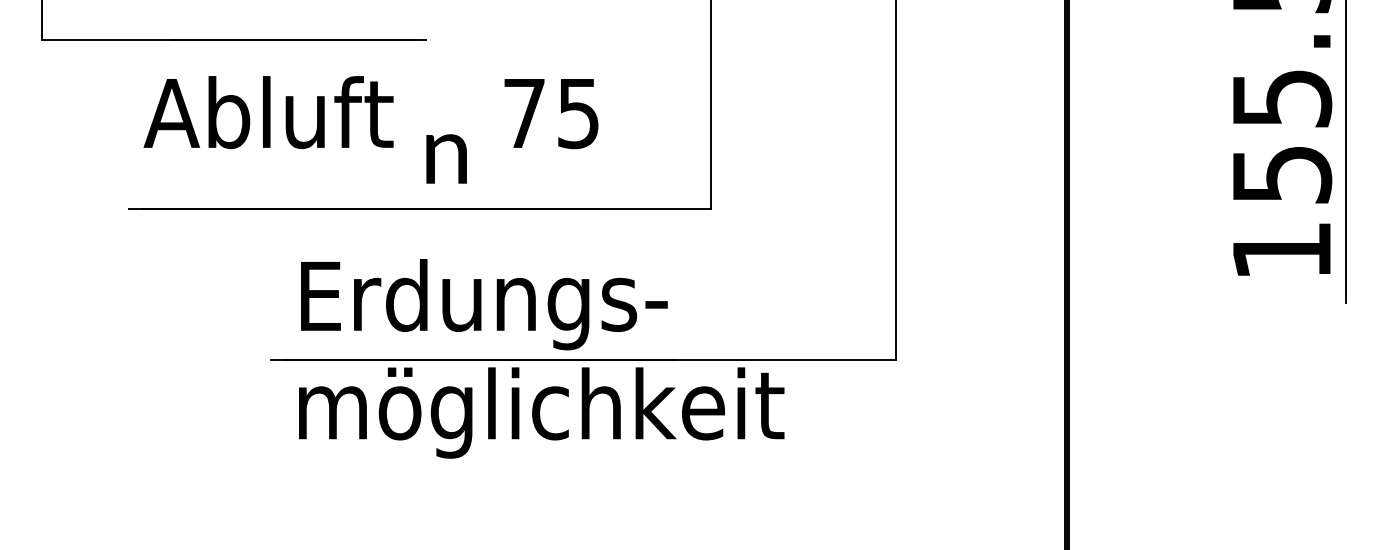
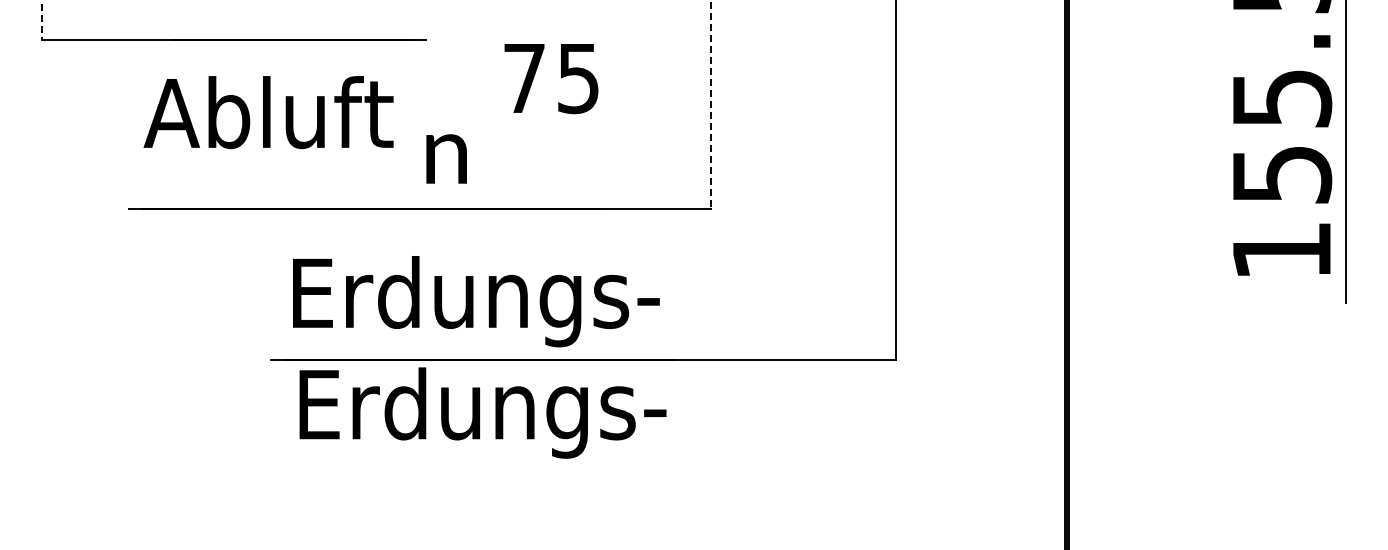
line: solid -> dashed (41, 20)
line: solid -> dashed (711, 104)
text position: (551, 114) -> (551, 79) (551, 79)
text position: (484, 304) -> (476, 301) (476, 301)
text: möglichkeit -> Erdungs- (541, 412)
